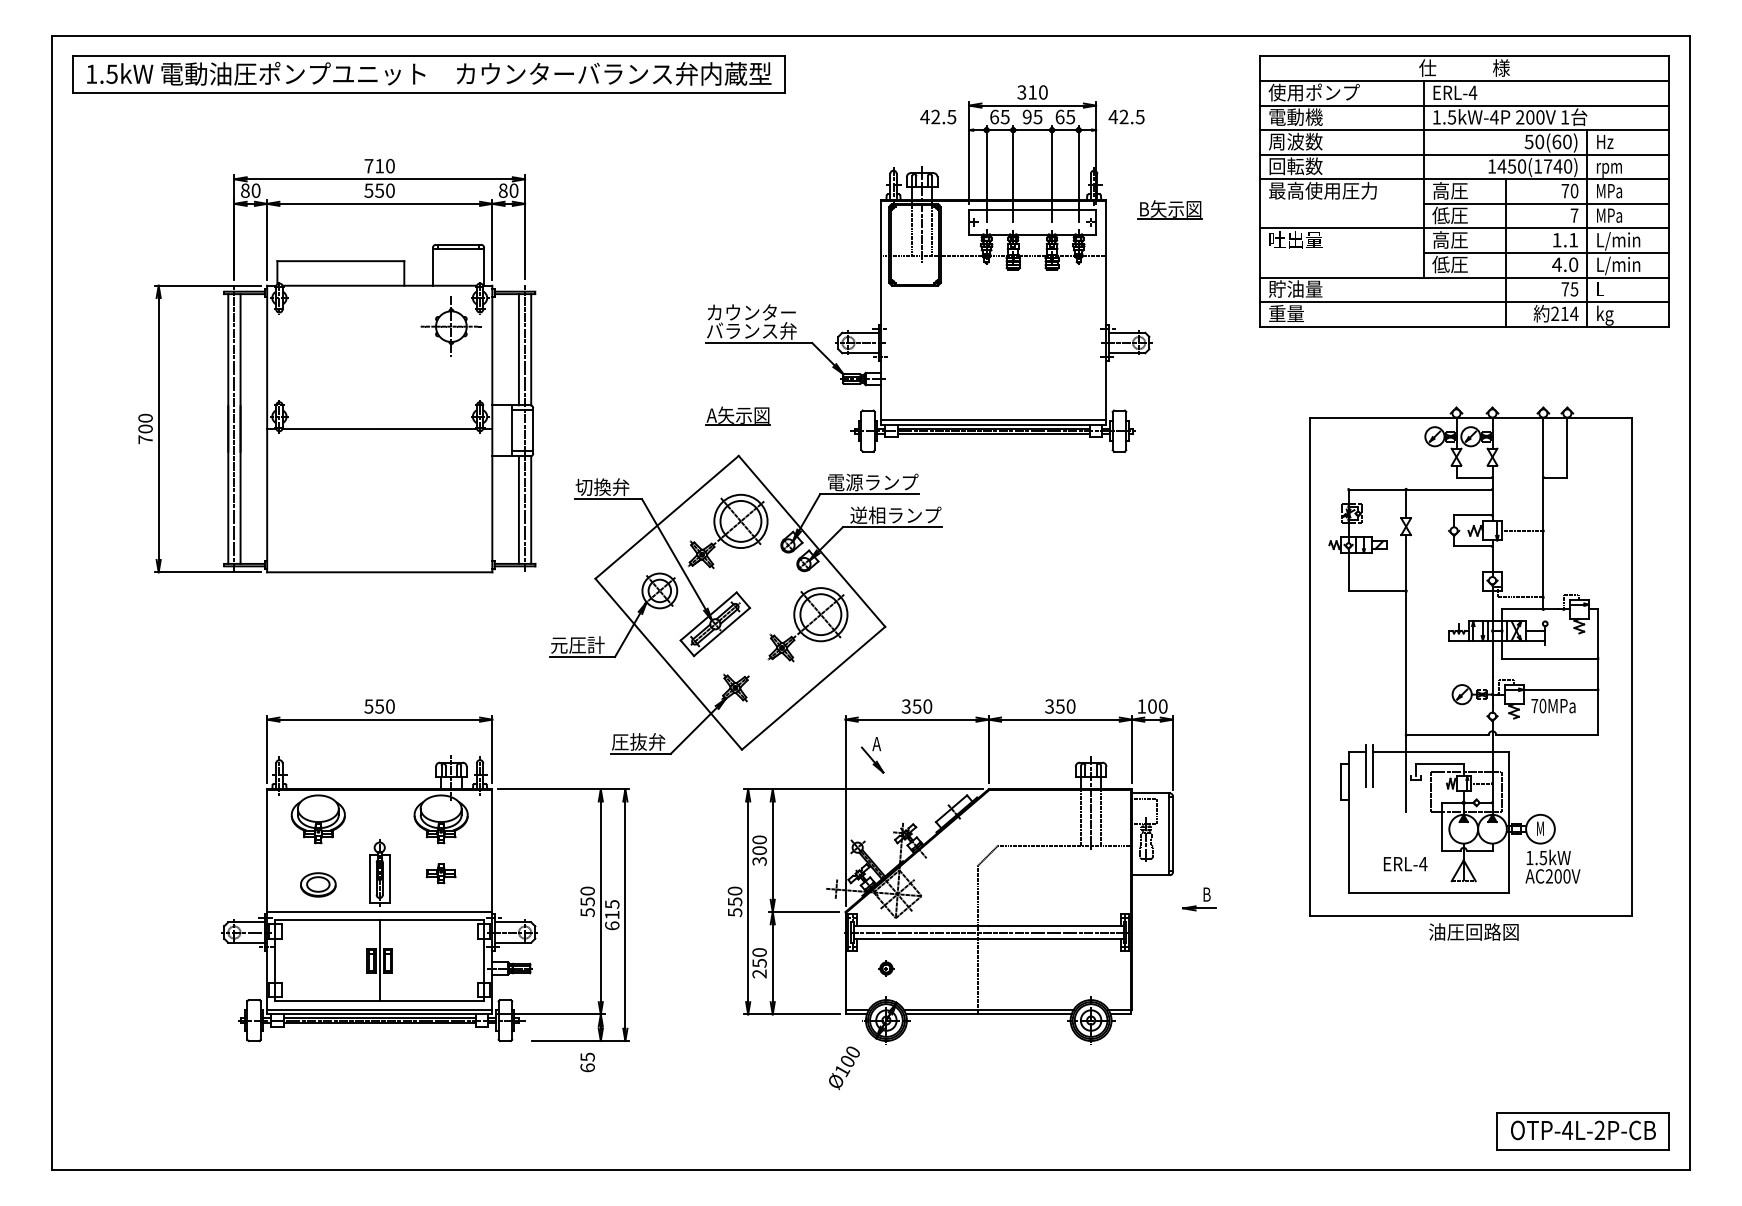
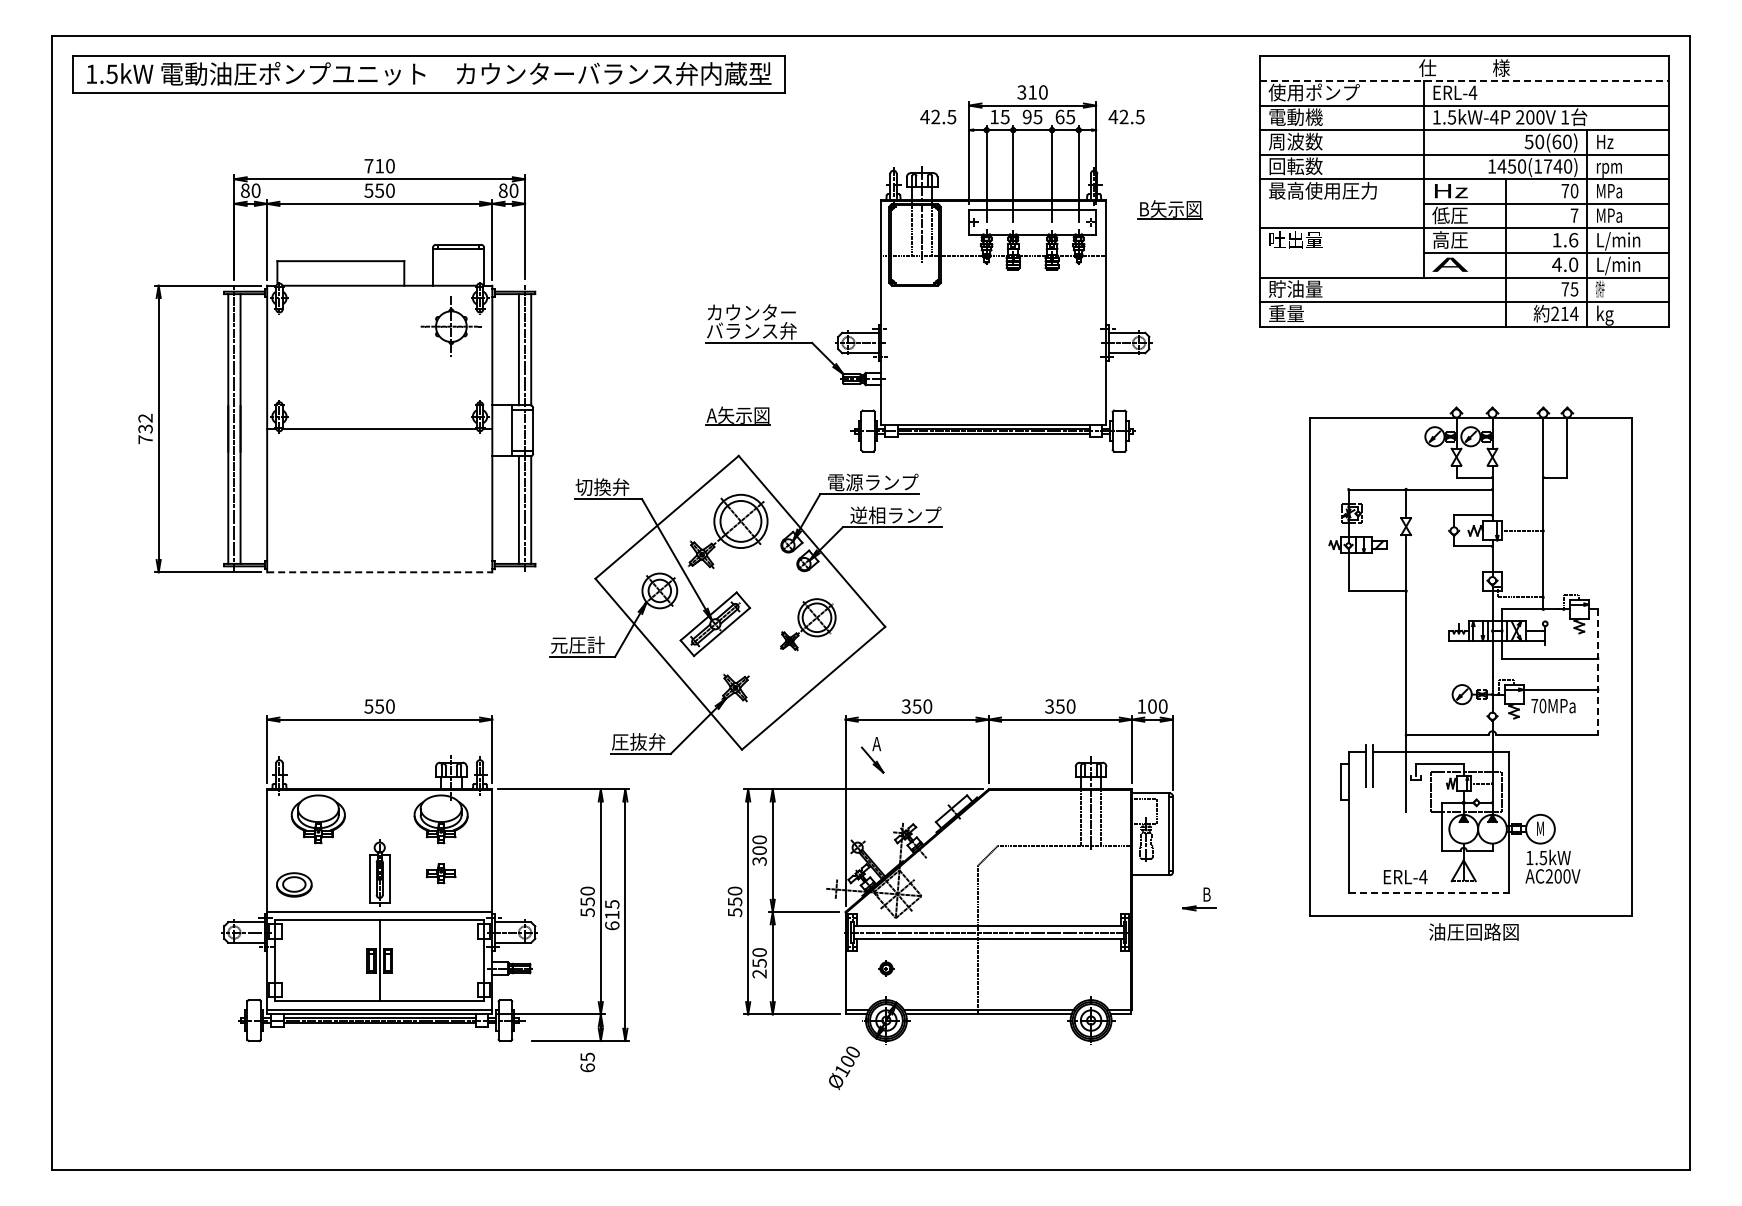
line: solid -> dashed (1464, 81)
text: 65 -> 15 (994, 116)
text: 高圧 -> Hz (1450, 190)
text: 1.1 -> 1.6 (1573, 240)
text: 低圧 -> A (1449, 264)
text: L -> 切換弁 (1599, 288)
line: present -> none (993, 420)
text: 700 -> 732 (145, 423)
line: solid -> dashed (379, 572)
part size: 82x76 px -> 57x54 px (808, 624)
line: solid -> dashed (1598, 672)
text position: (1405, 864) -> (1405, 877) (1405, 877)
part position: (318, 884) -> (294, 884) (294, 884)
line: solid -> dashed (1429, 893)
part: present -> none (1582, 1131)
